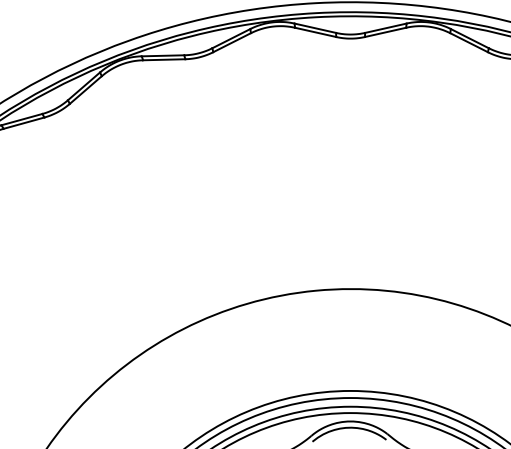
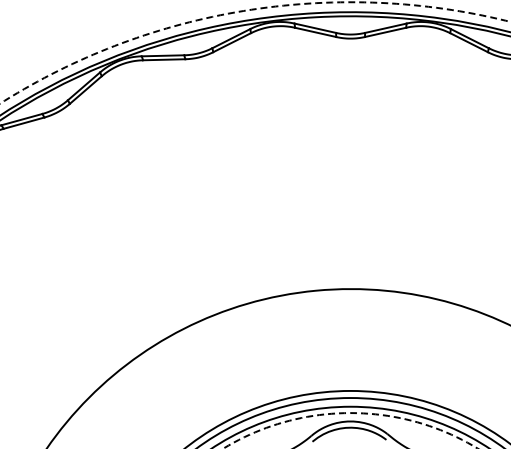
arc: solid -> dashed (248, 10)
circle: solid -> dashed (350, 430)
